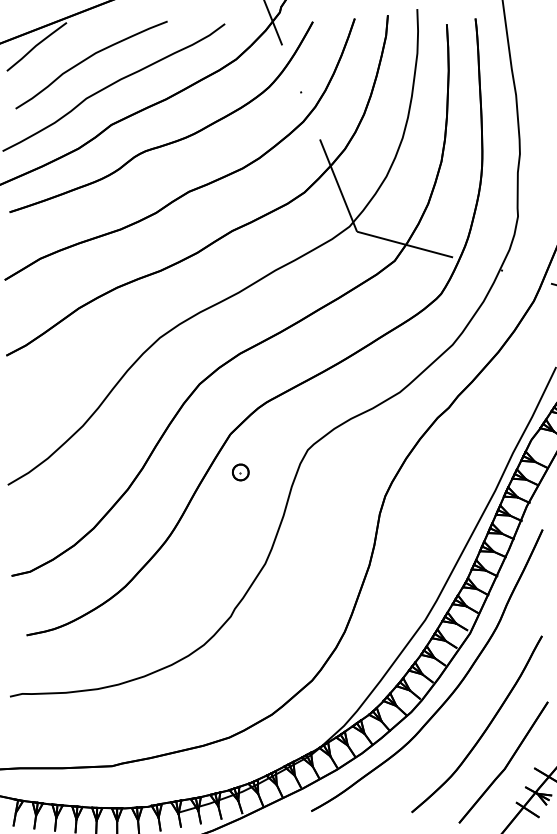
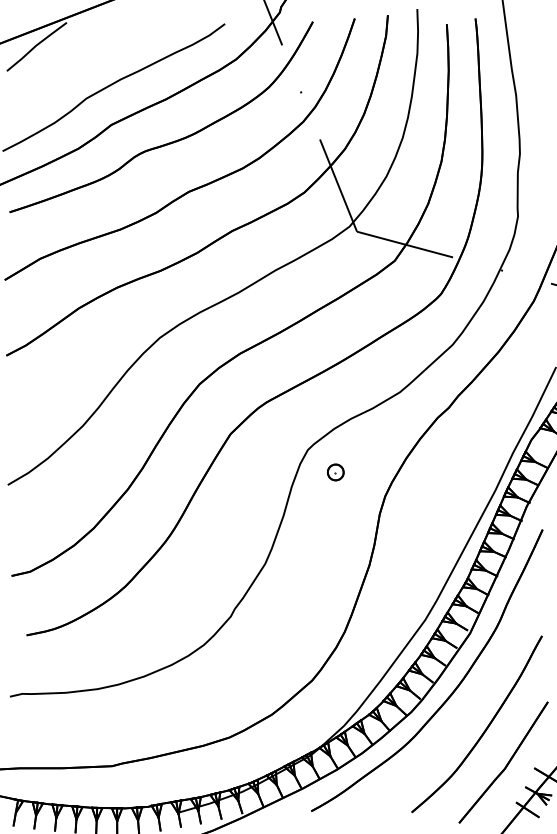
curve: present -> none (89, 58)
part position: (240, 472) -> (335, 472) (335, 472)
